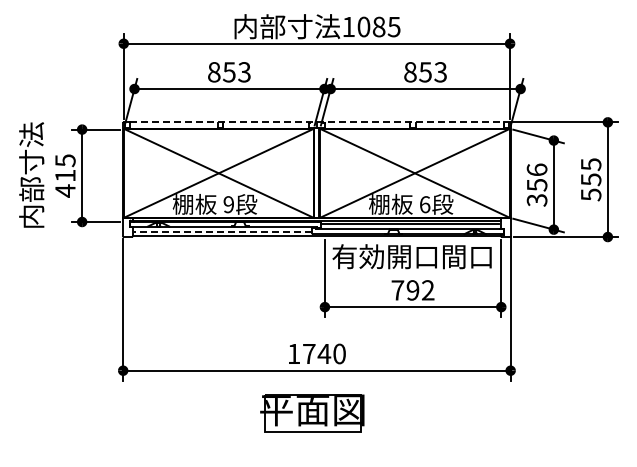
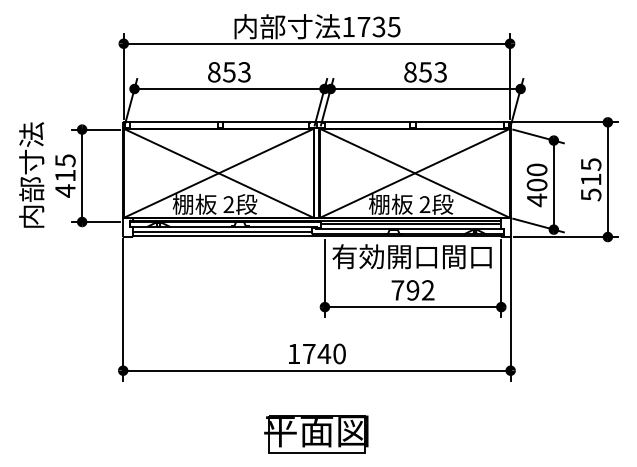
text: 1085 -> 1735 (371, 26)
line: dashed -> solid (317, 122)
text: 555 -> 515 (591, 179)
text: 356 -> 400 (536, 185)
text: 9 -> 2 (228, 204)
text: 6 -> 2 (424, 204)
line: dashed -> solid (223, 231)
part position: (312, 413) -> (316, 434) (316, 434)
